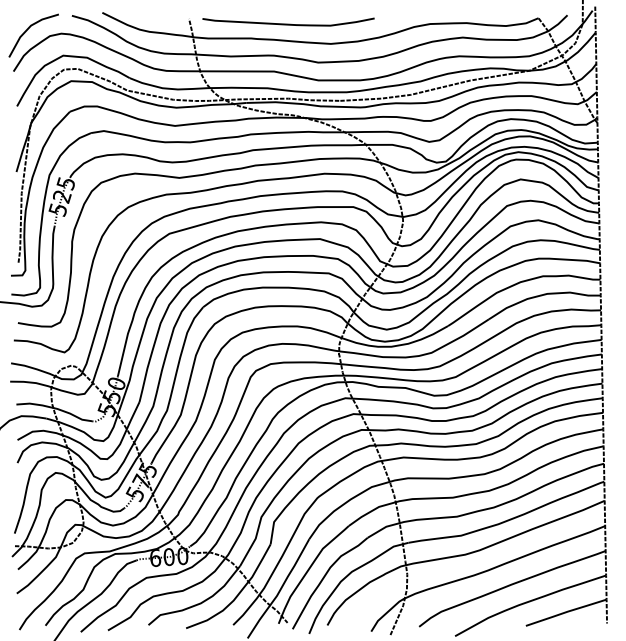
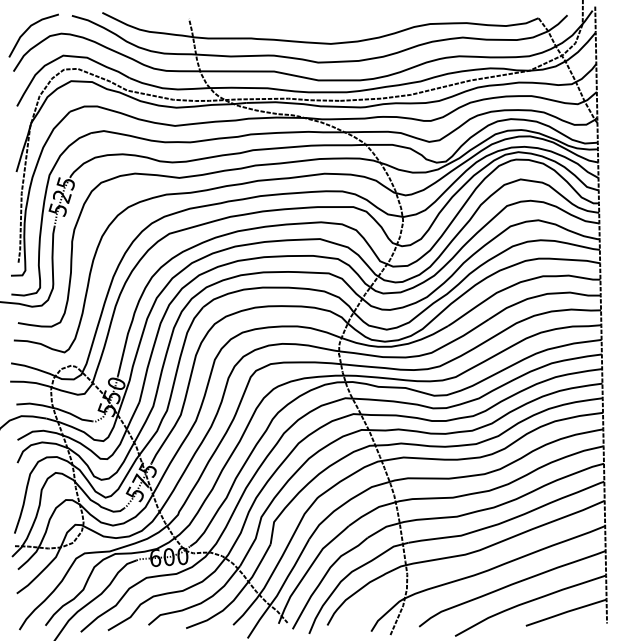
curve: present -> none (288, 23)
